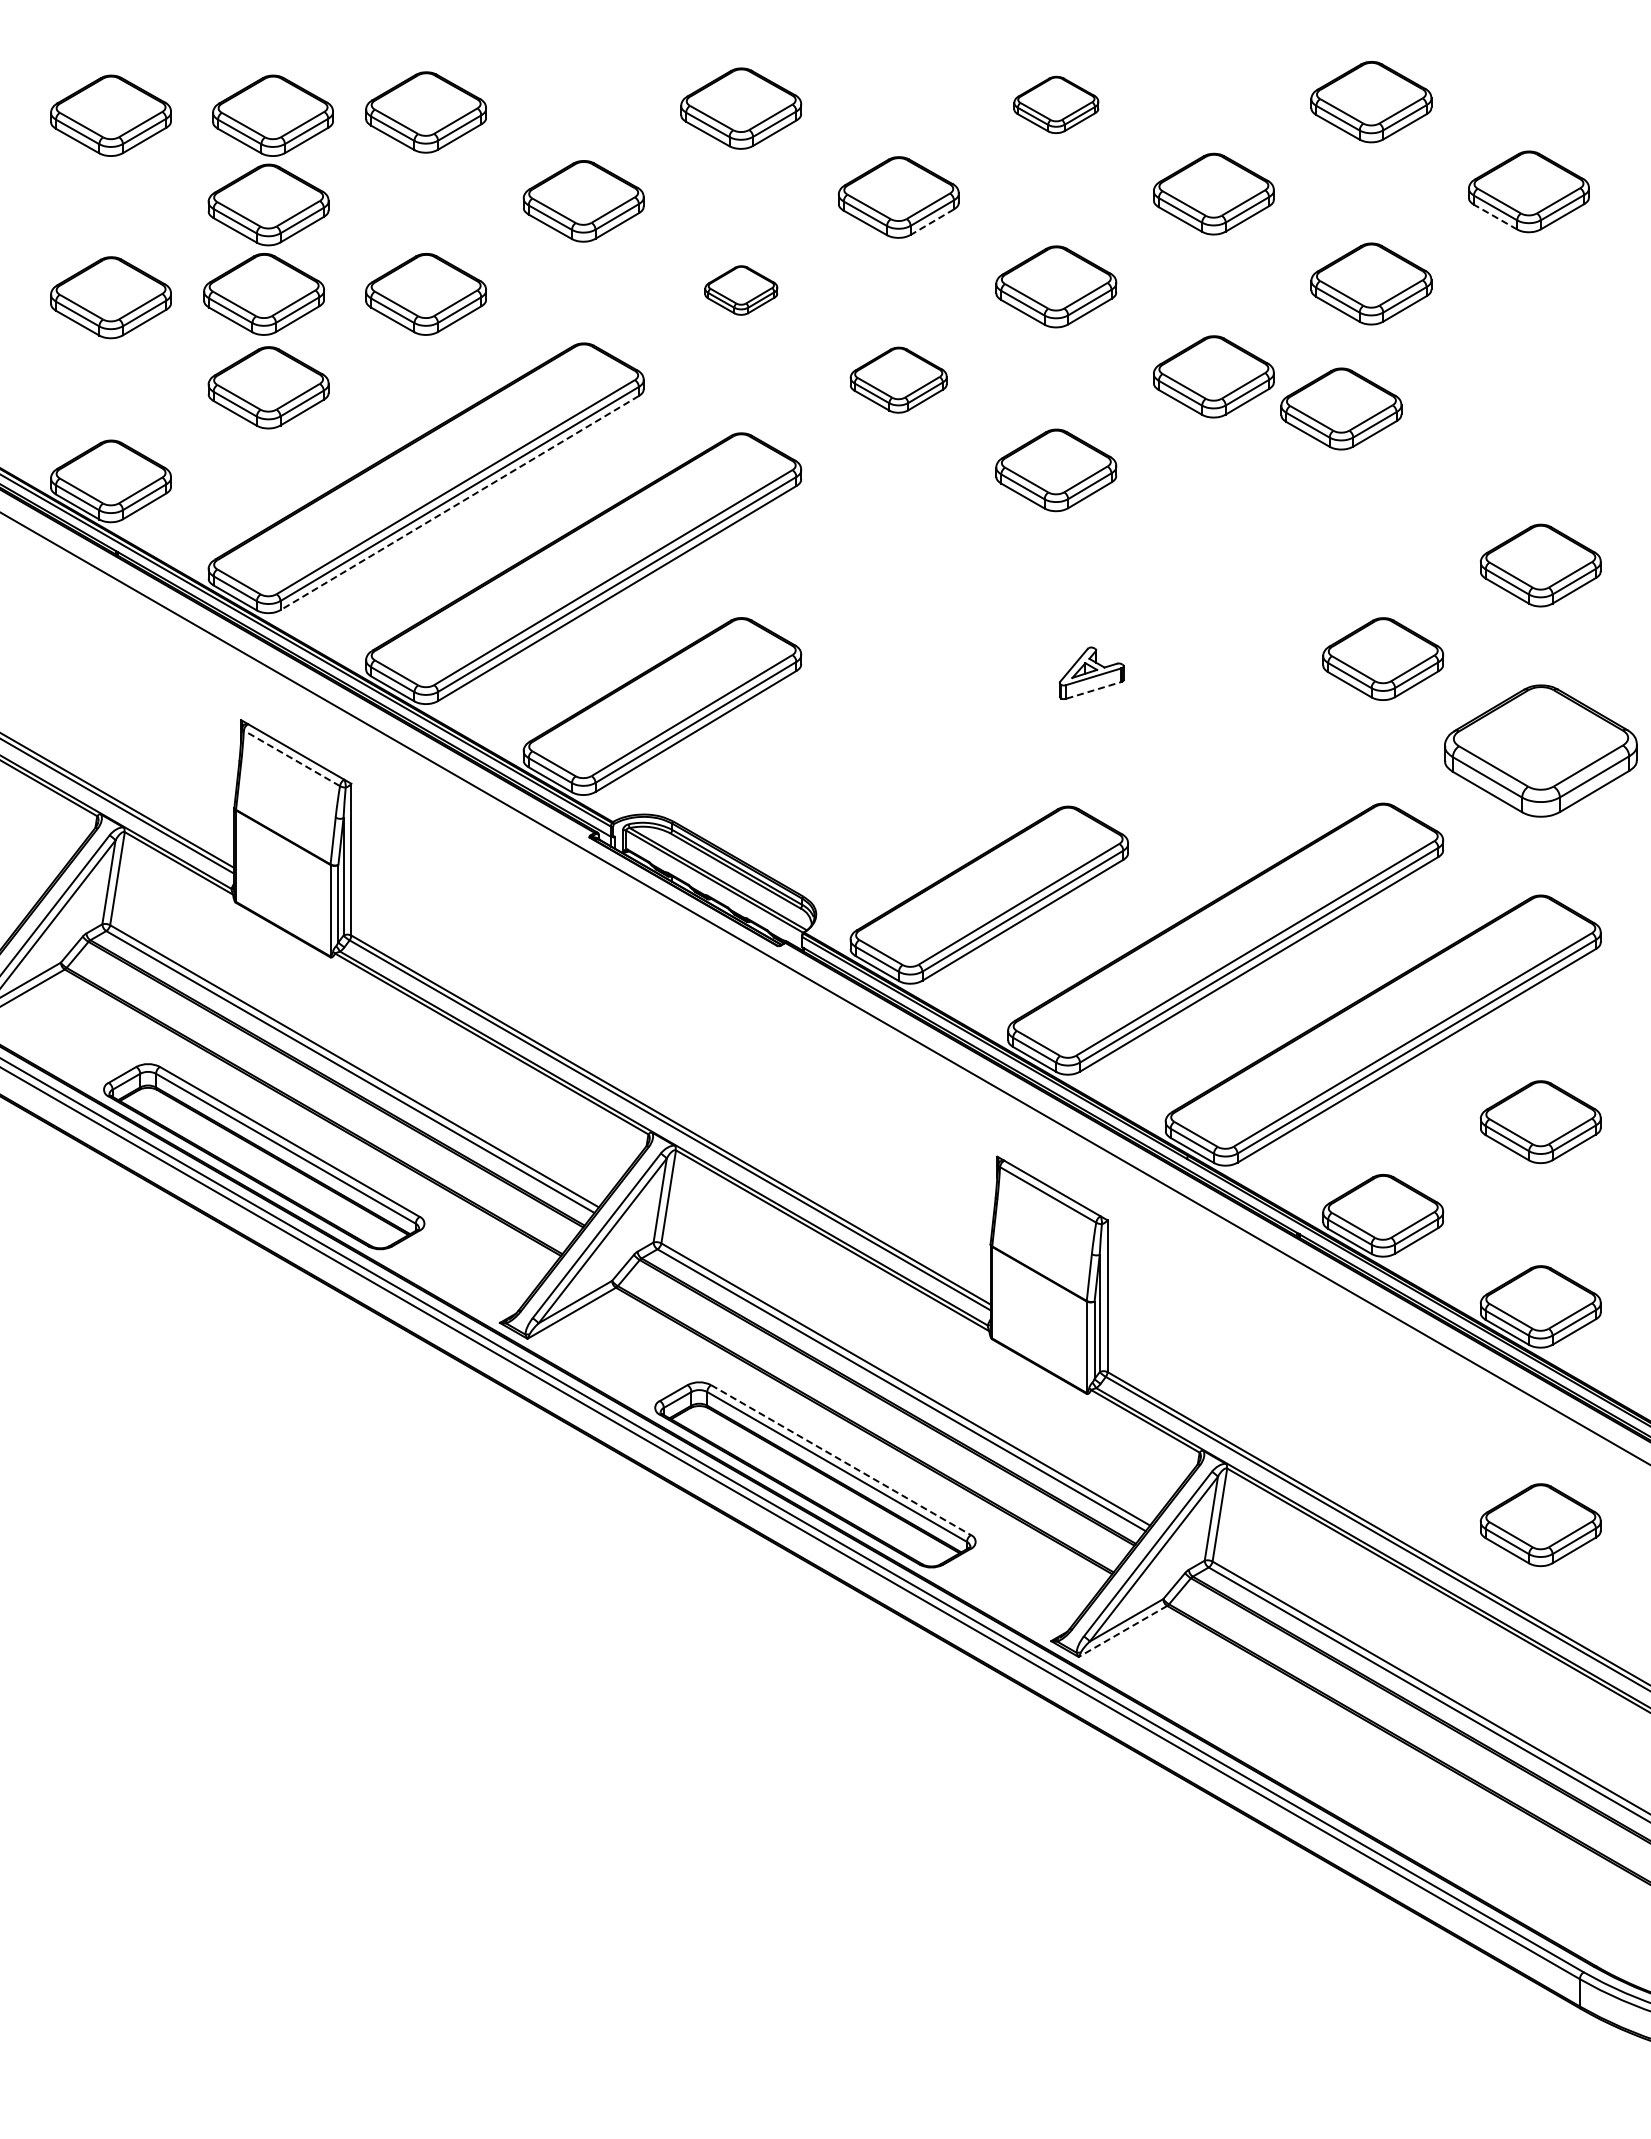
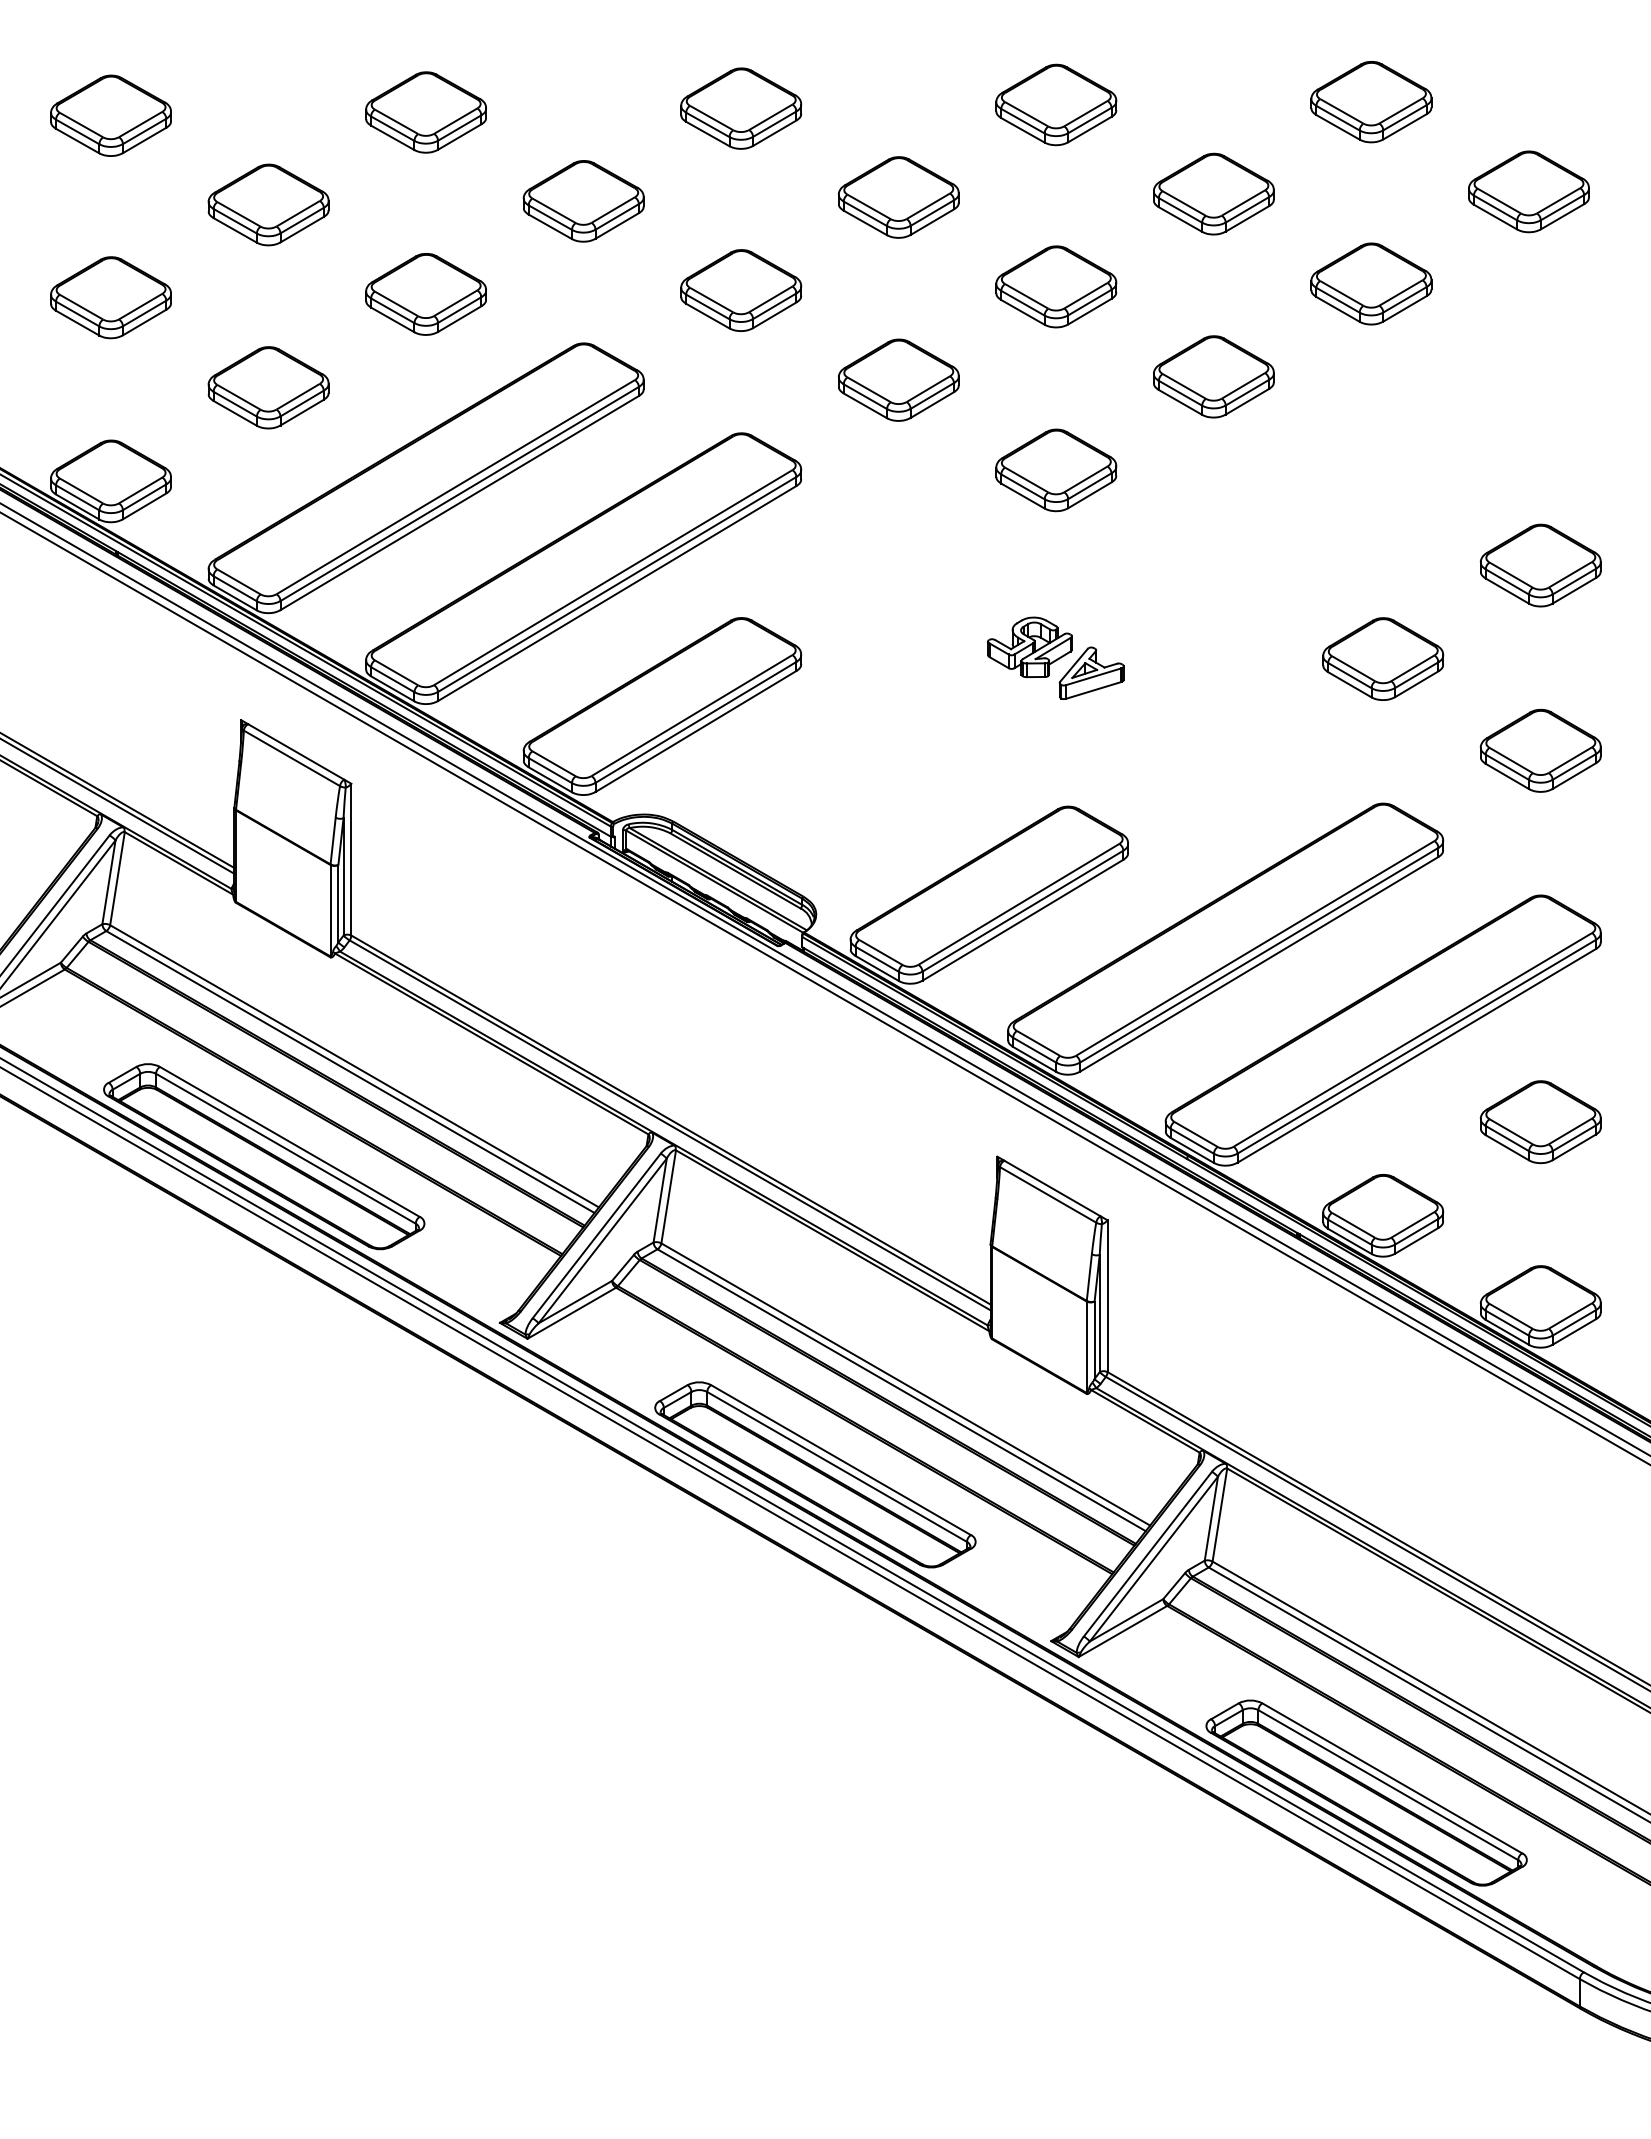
part size: 87x59 px -> 123x84 px (1056, 104)
part: present -> none (272, 115)
line: dashed -> solid (1495, 217)
line: dashed -> solid (931, 222)
part size: 75x51 px -> 123x83 px (741, 290)
part: present -> none (263, 294)
part size: 99x68 px -> 123x84 px (898, 379)
part: present -> none (1341, 408)
line: dashed -> solid (459, 503)
part: none -> present (1029, 647)
line: dashed -> solid (1093, 690)
part size: 194x134 px -> 123x85 px (1540, 750)
line: dashed -> solid (291, 758)
line: none -> present (824, 979)
line: dashed -> solid (841, 1460)
part: present -> none (1540, 1525)
line: dashed -> solid (1122, 1631)
part: none -> present (1366, 1792)
